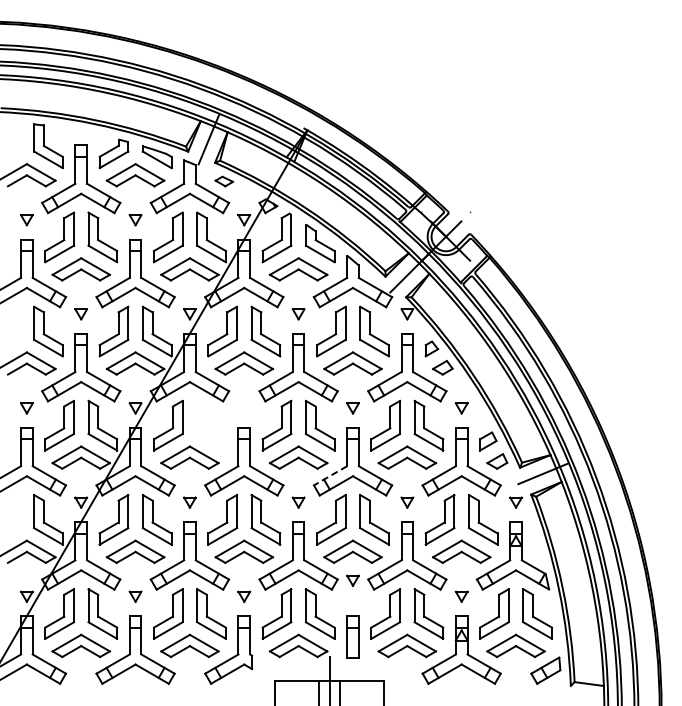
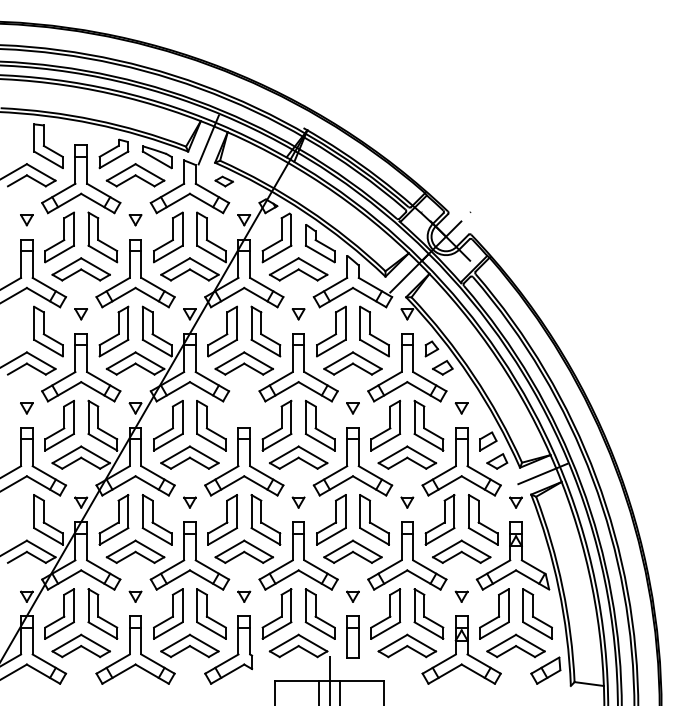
part: none -> present (211, 425)
line: dashed -> solid (330, 476)
part position: (352, 580) -> (352, 596) (352, 596)
